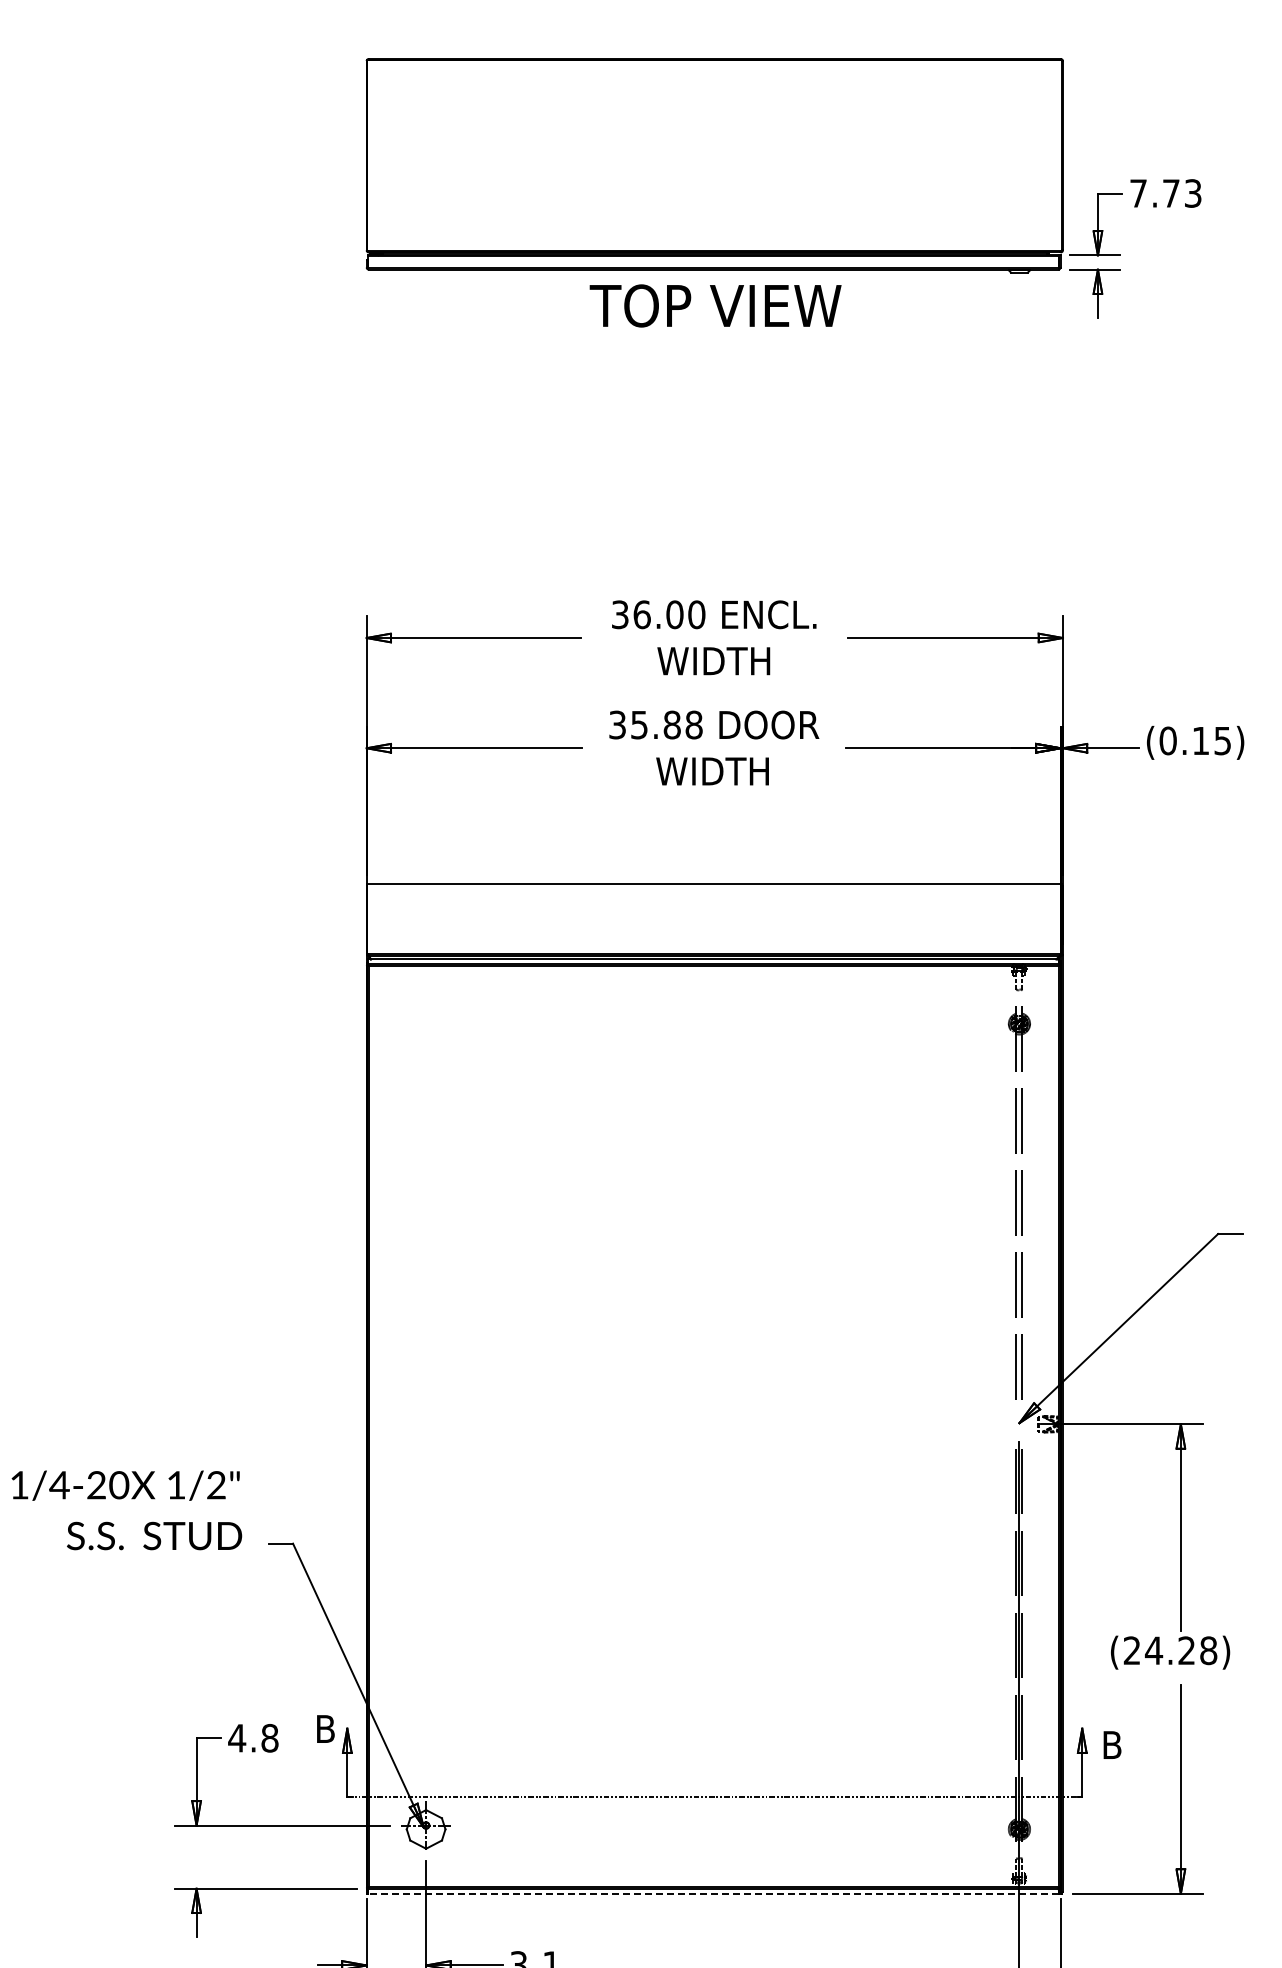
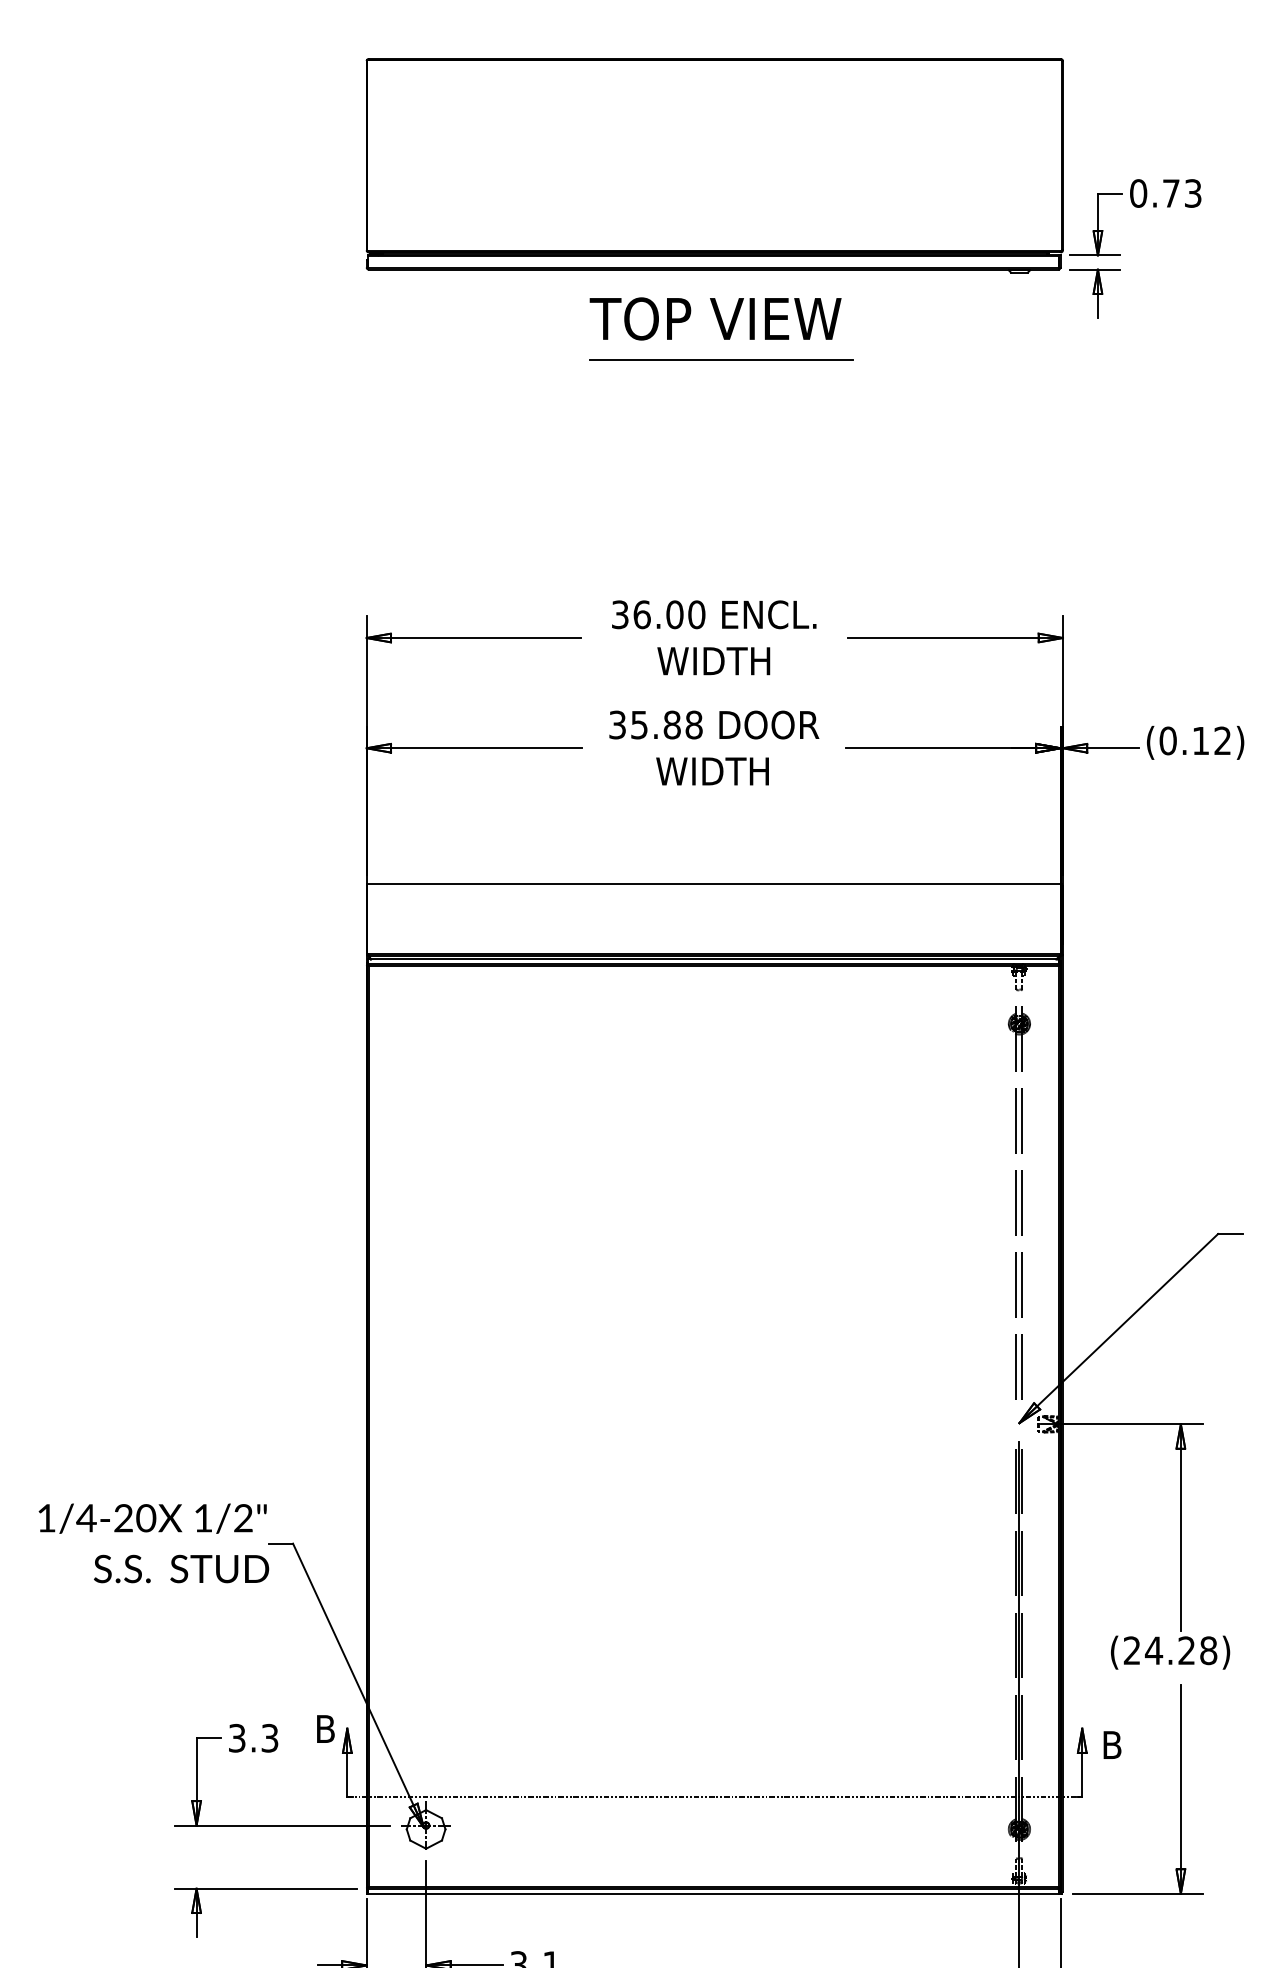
text: 7.73 -> 0.73 (1138, 193)
text position: (715, 305) -> (715, 318) (715, 318)
line: none -> present (721, 360)
text: (0.15) -> (0.12) (1222, 740)
text position: (126, 1510) -> (153, 1543) (153, 1543)
text: 4.8 -> 3.3 (253, 1737)
line: dashed -> solid (713, 1893)
